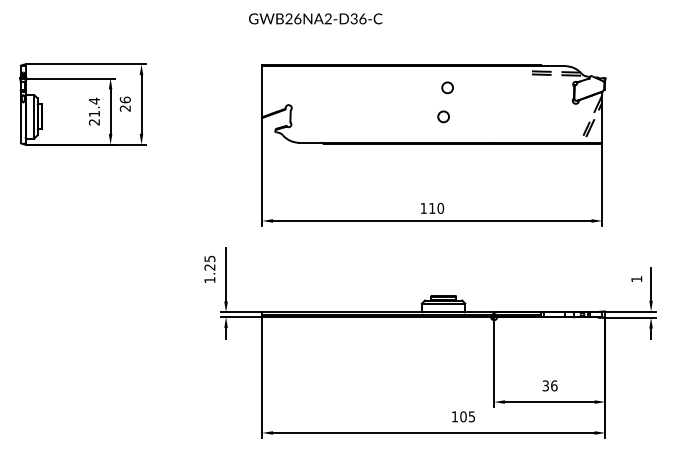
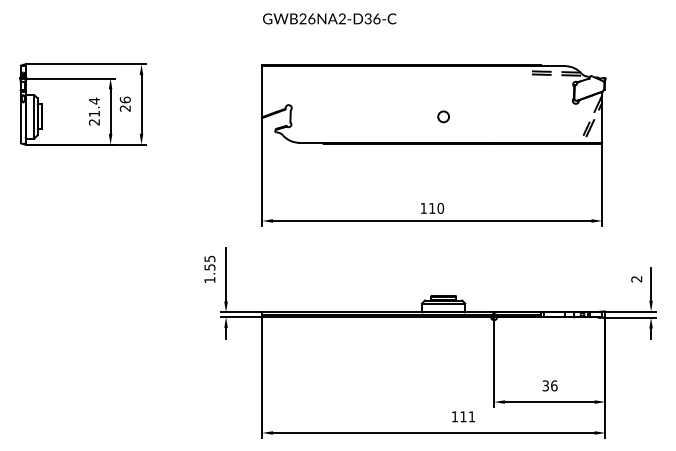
text position: (315, 18) -> (329, 18) (329, 18)
circle: present -> none (447, 87)
text: 1.25 -> 1.55 (209, 267)
text: 1 -> 2 (636, 279)
text: 105 -> 111 (467, 416)
